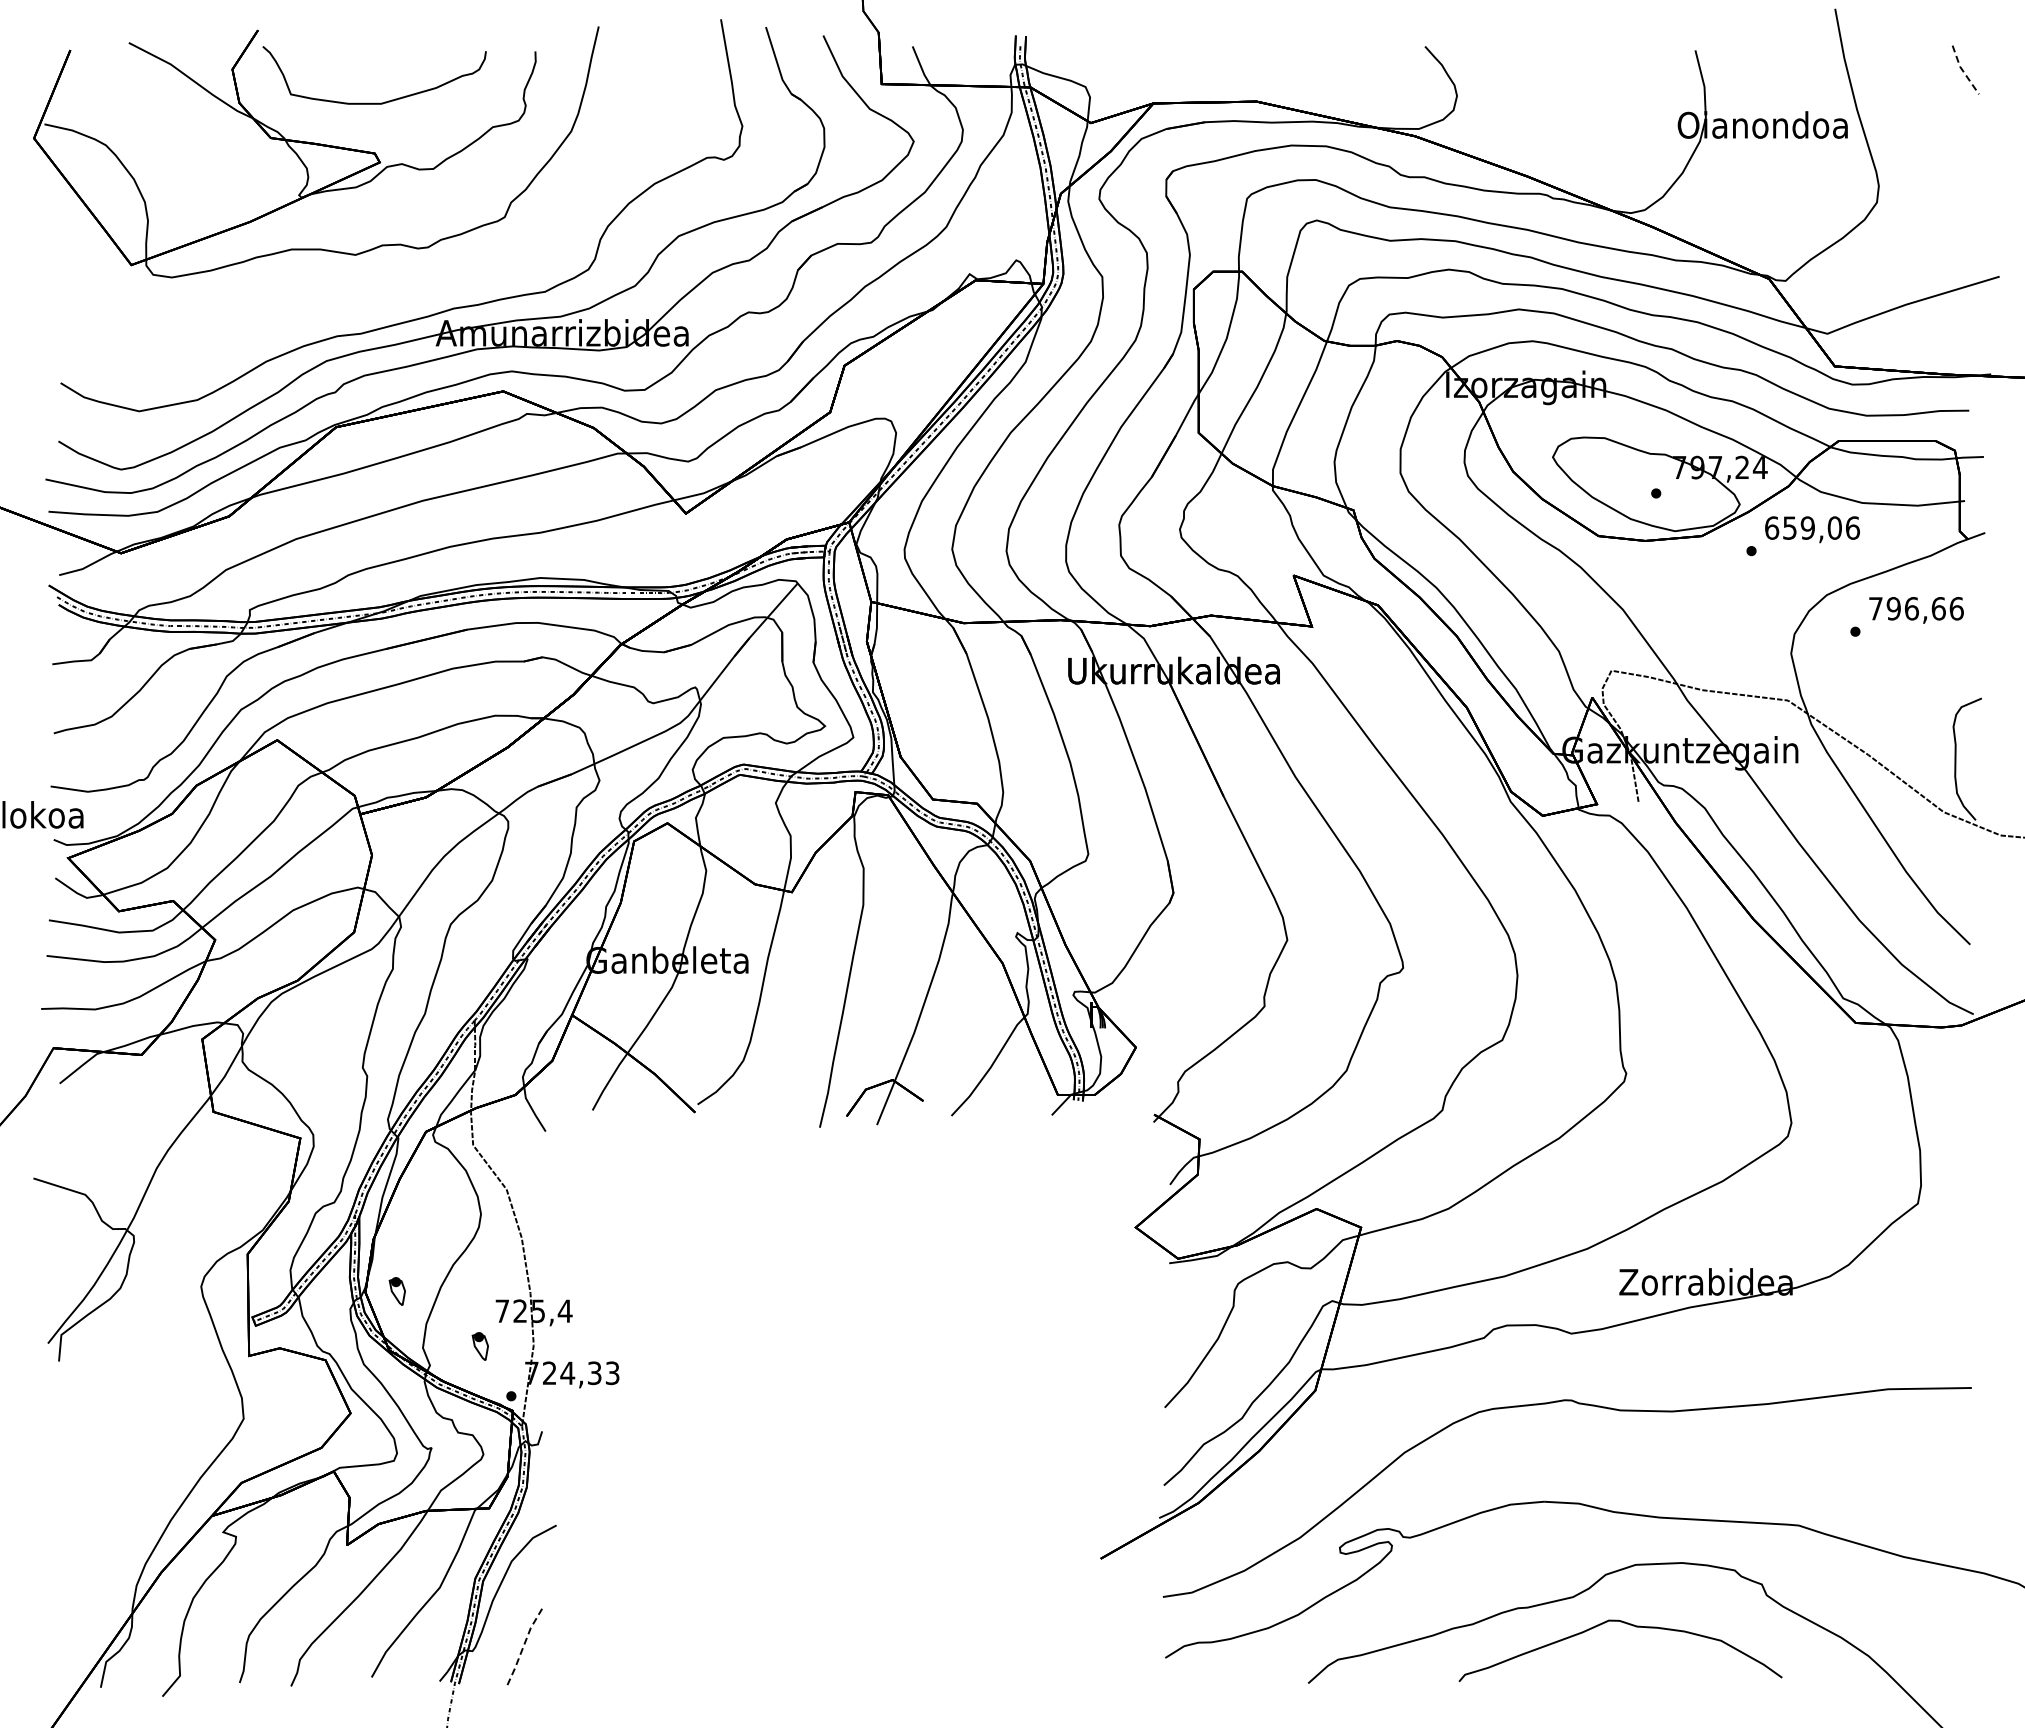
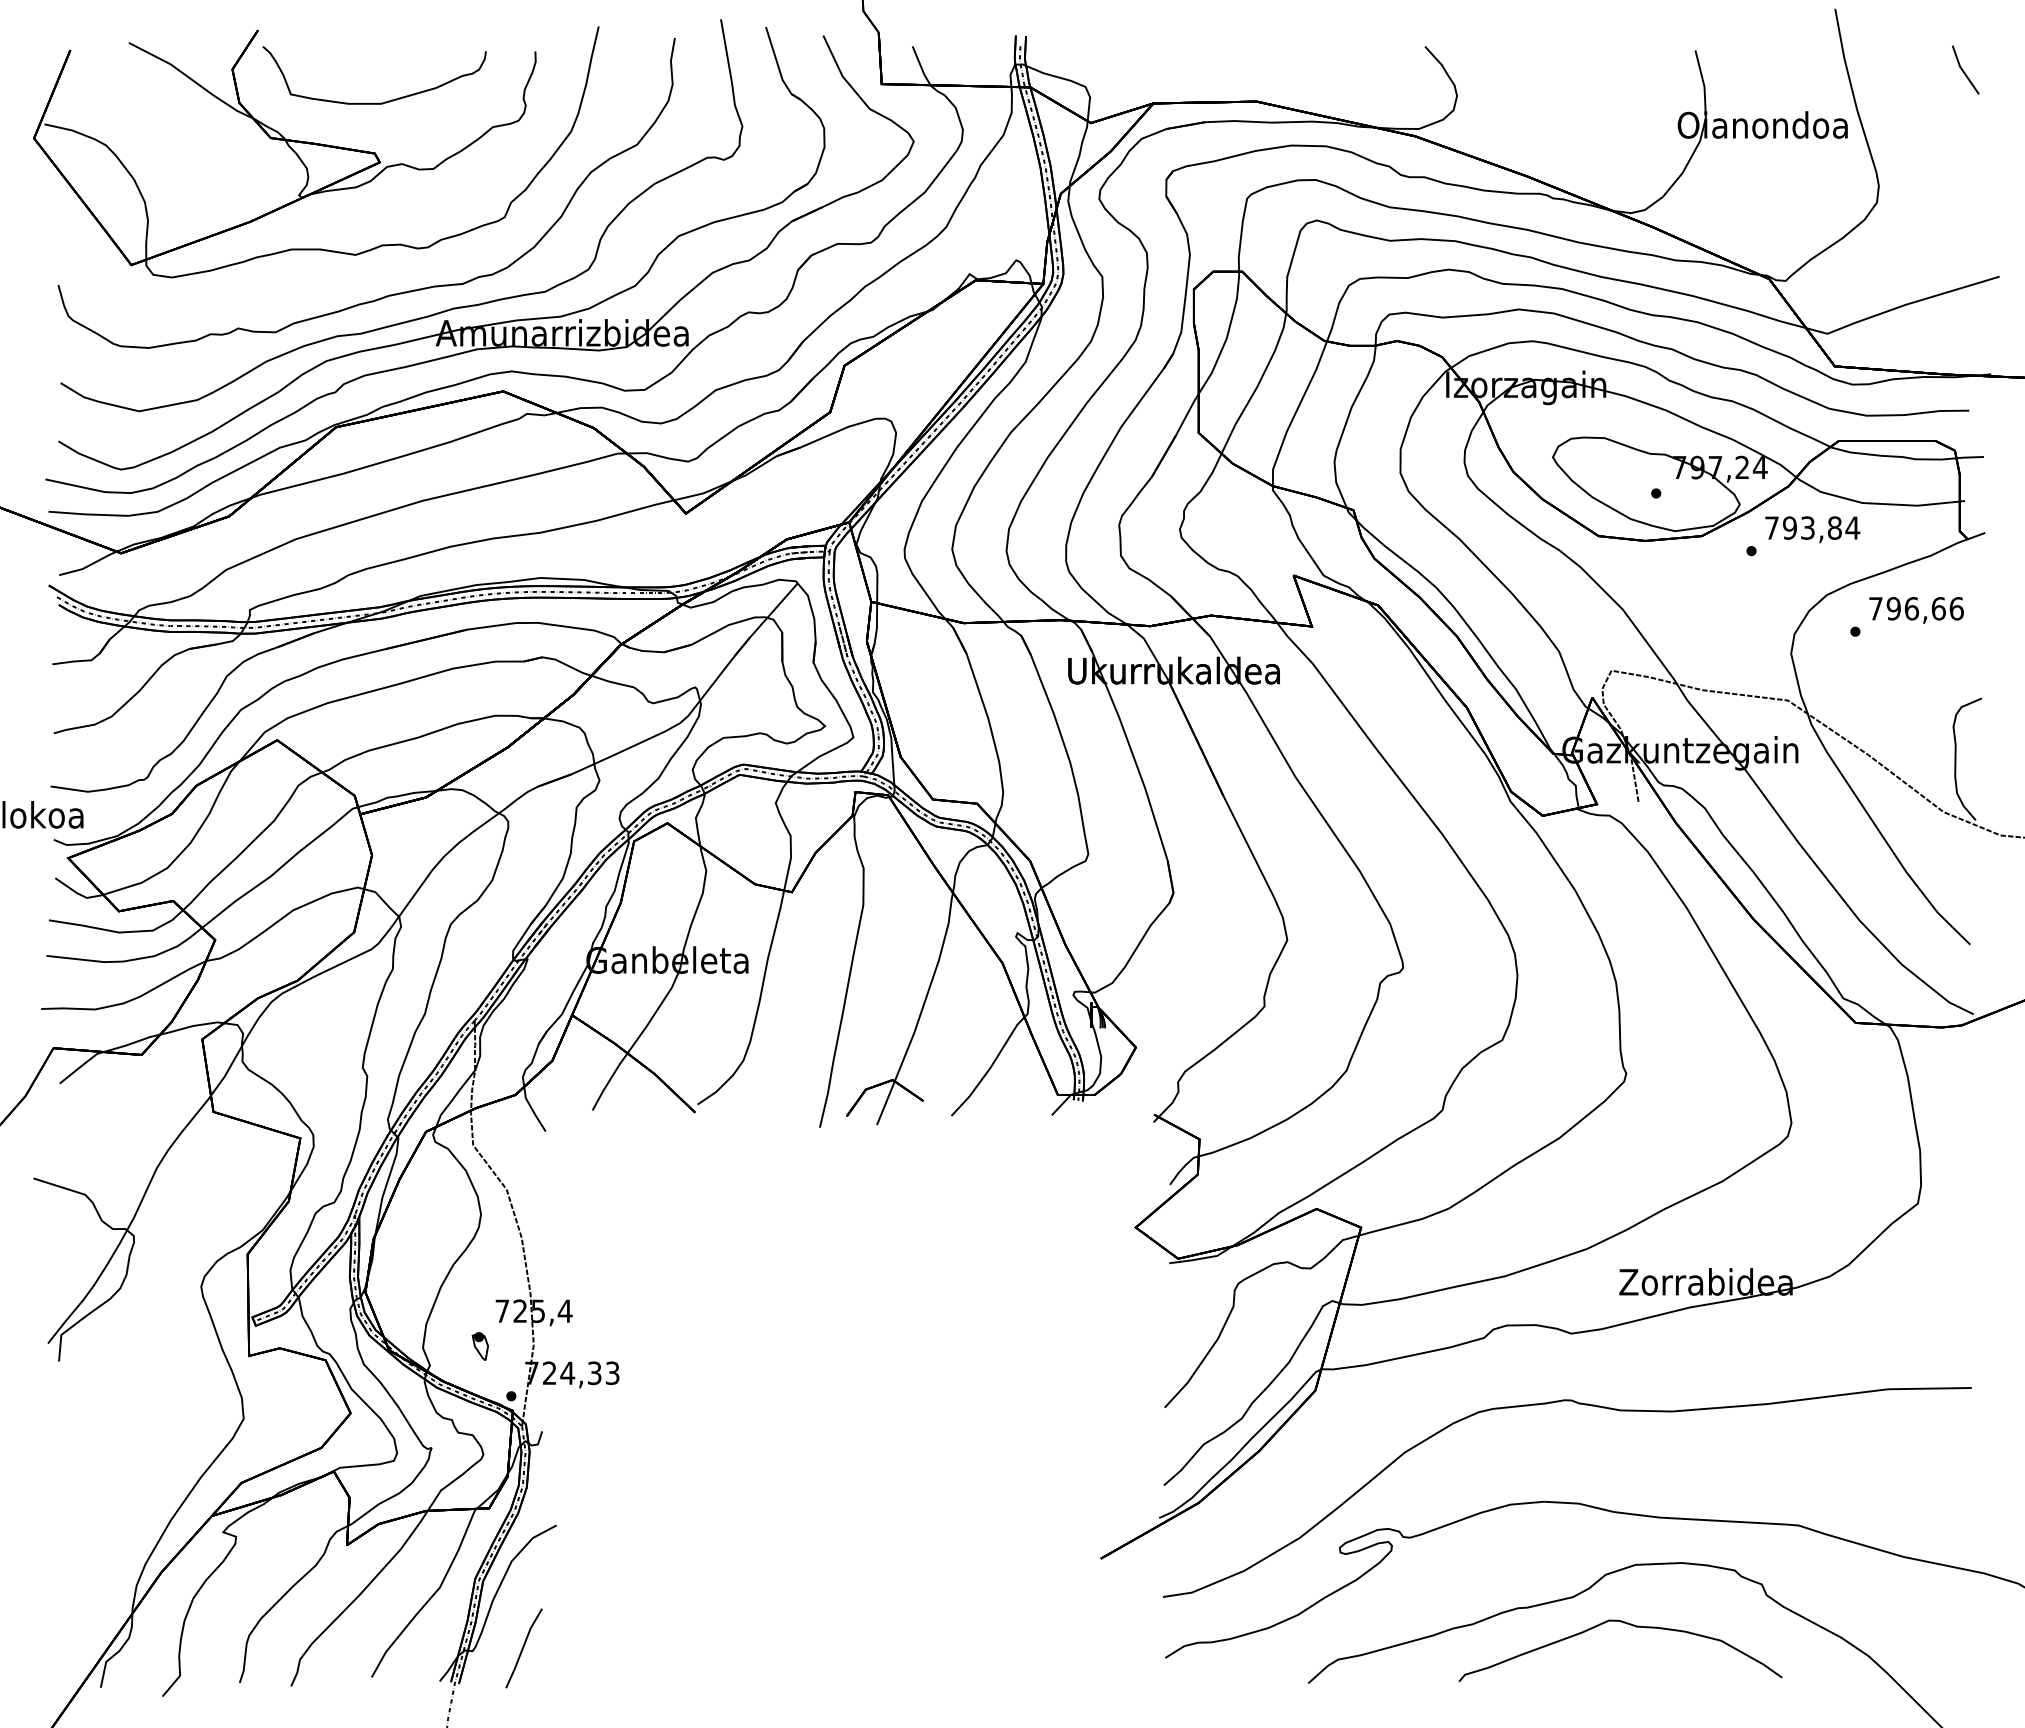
line: dashed -> solid (1962, 70)
curve: none -> present (389, 294)
text: 659,06 -> 793,84 (1812, 527)
part: present -> none (396, 1291)
line: dashed -> solid (522, 1648)
